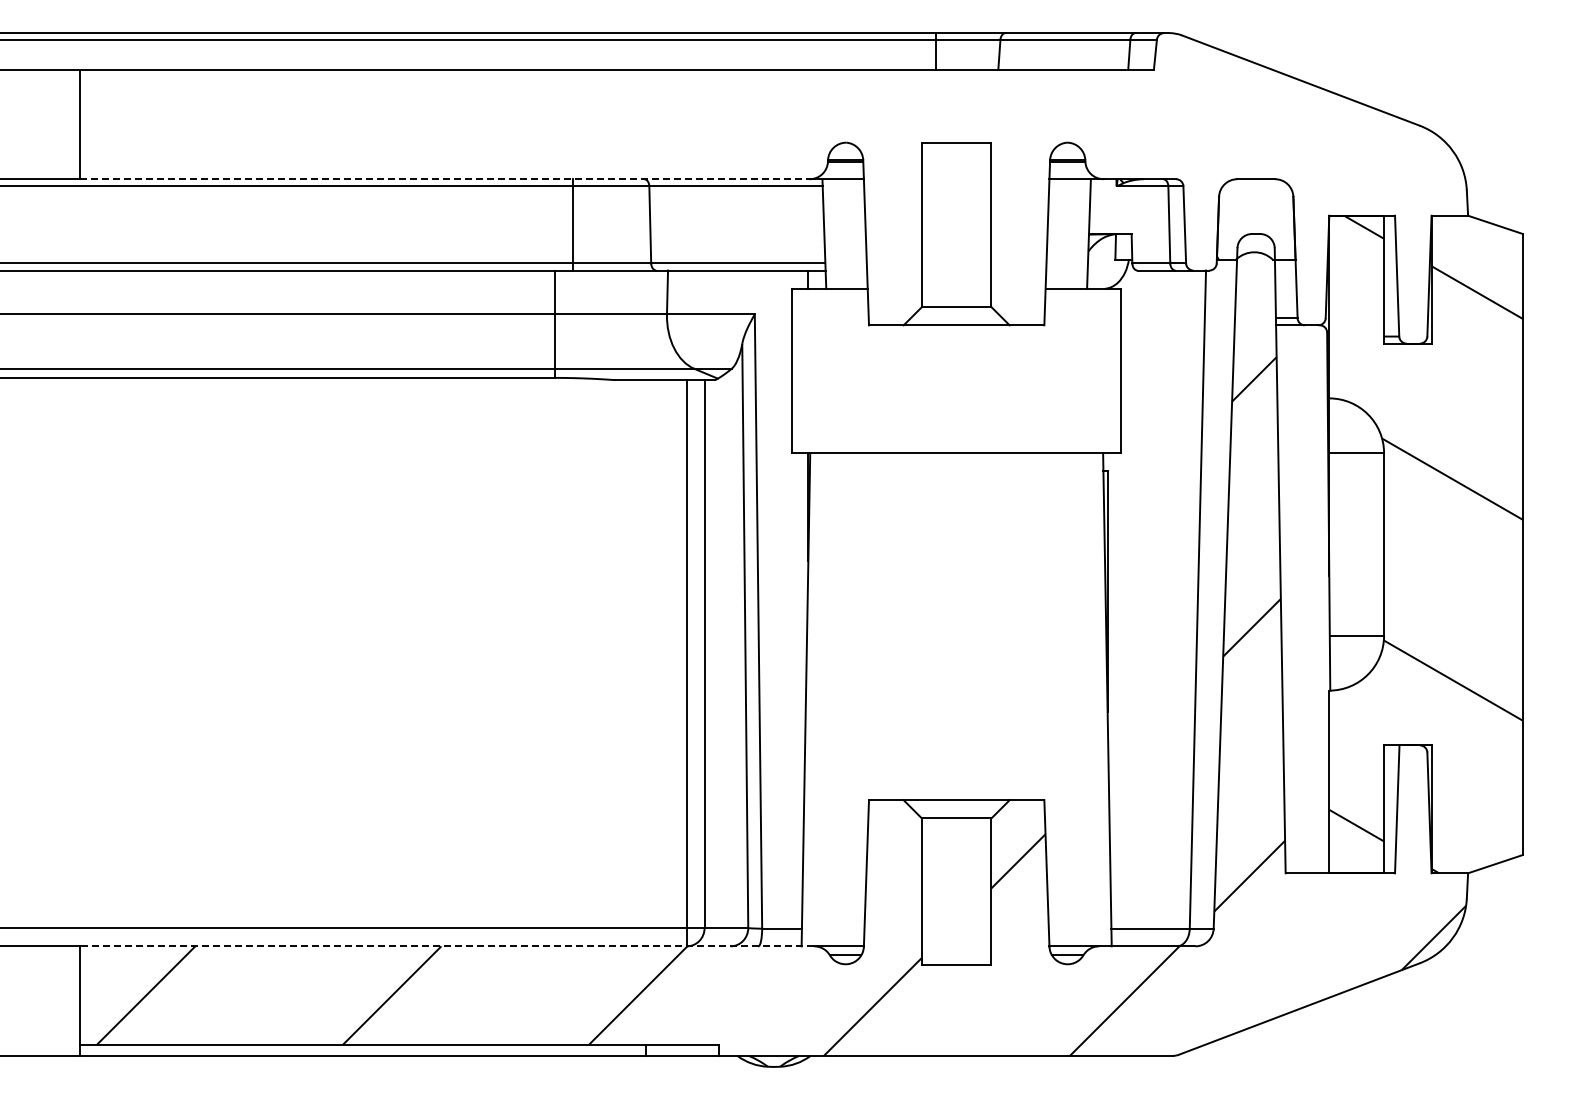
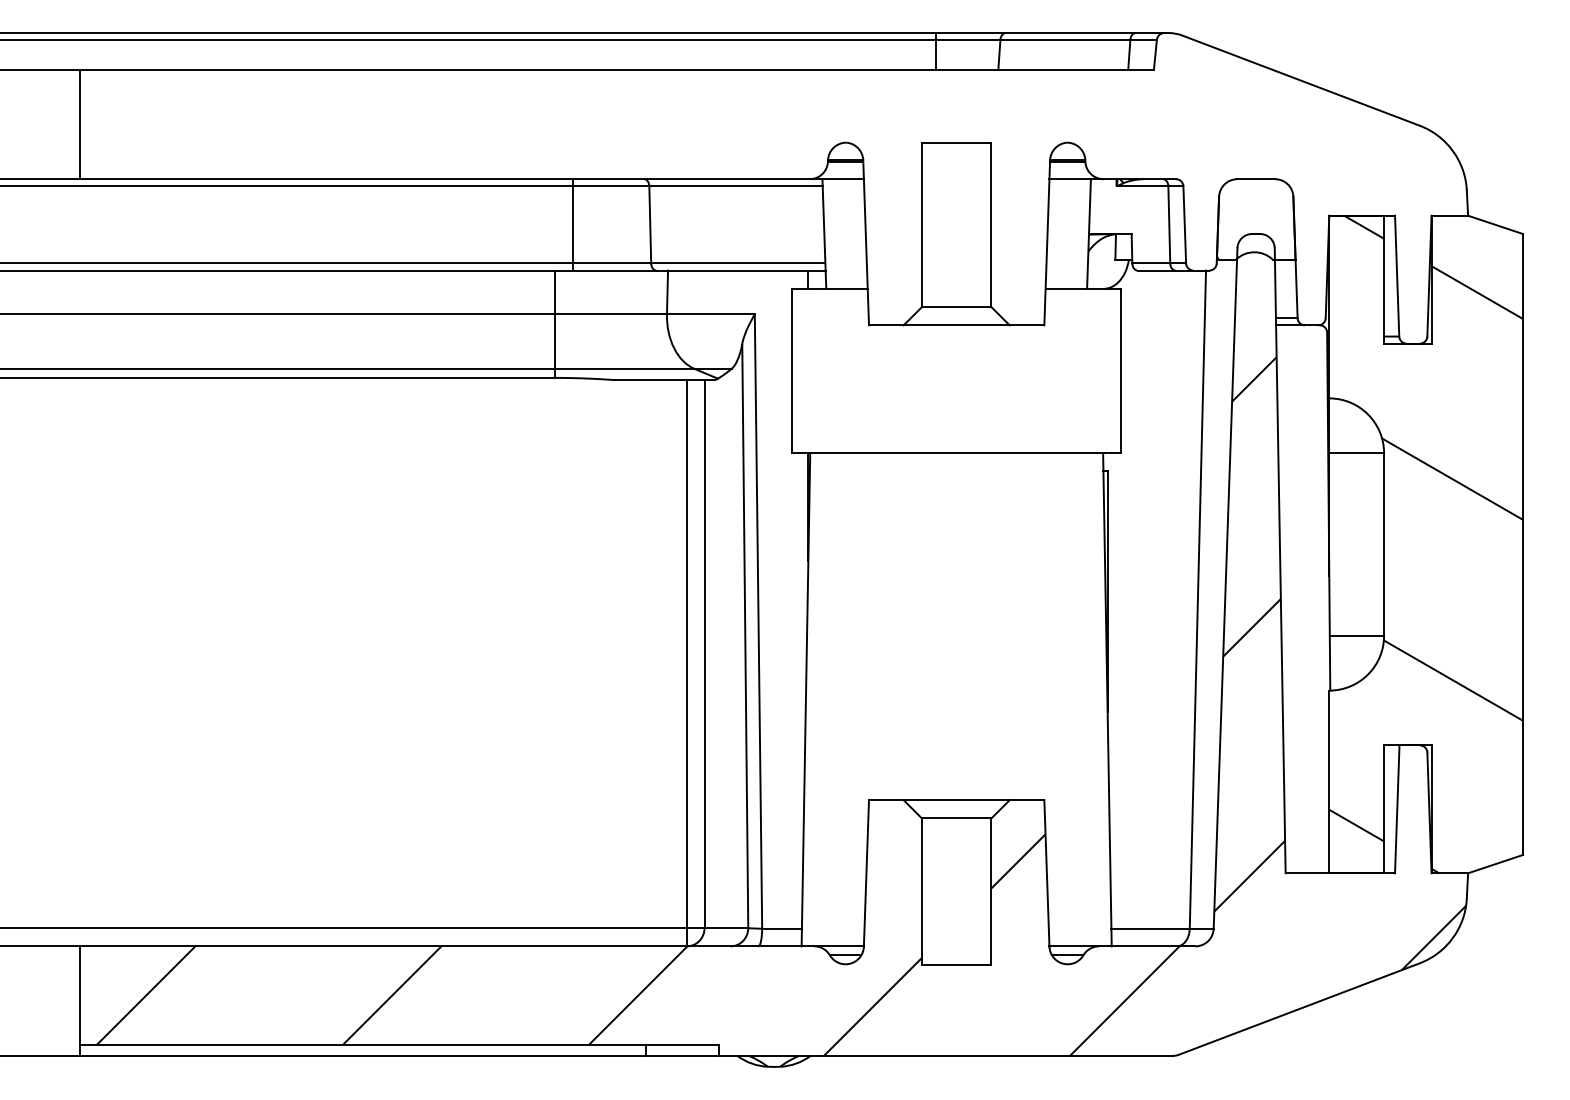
line: dashed -> solid (444, 179)
line: dashed -> solid (446, 946)
